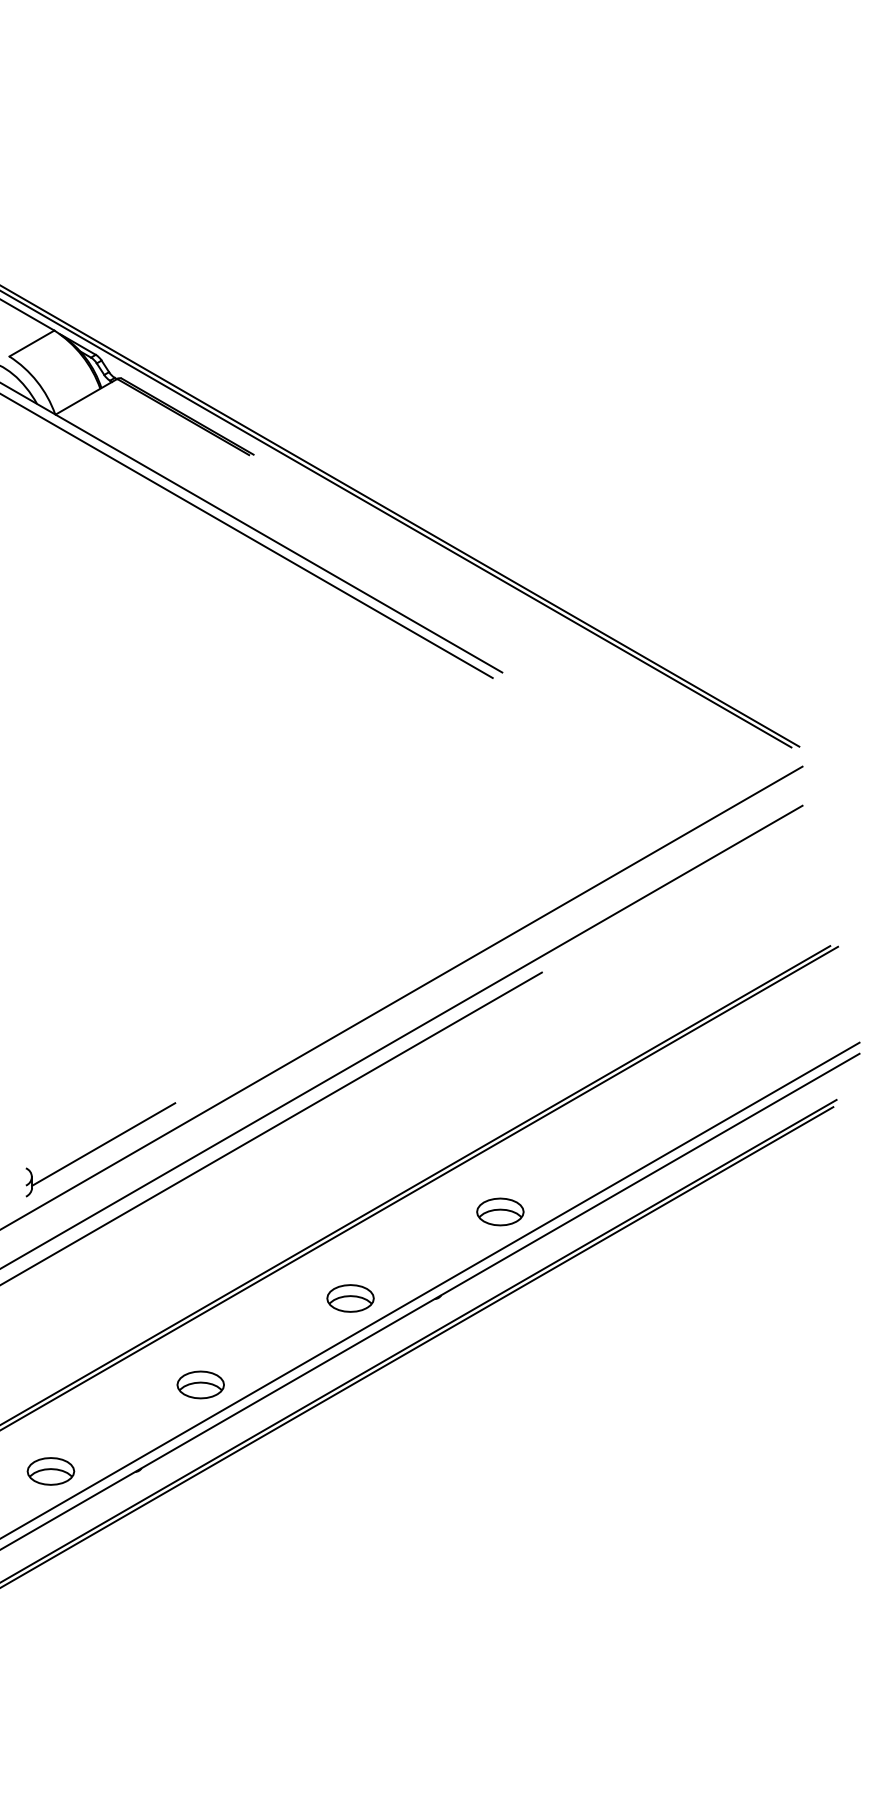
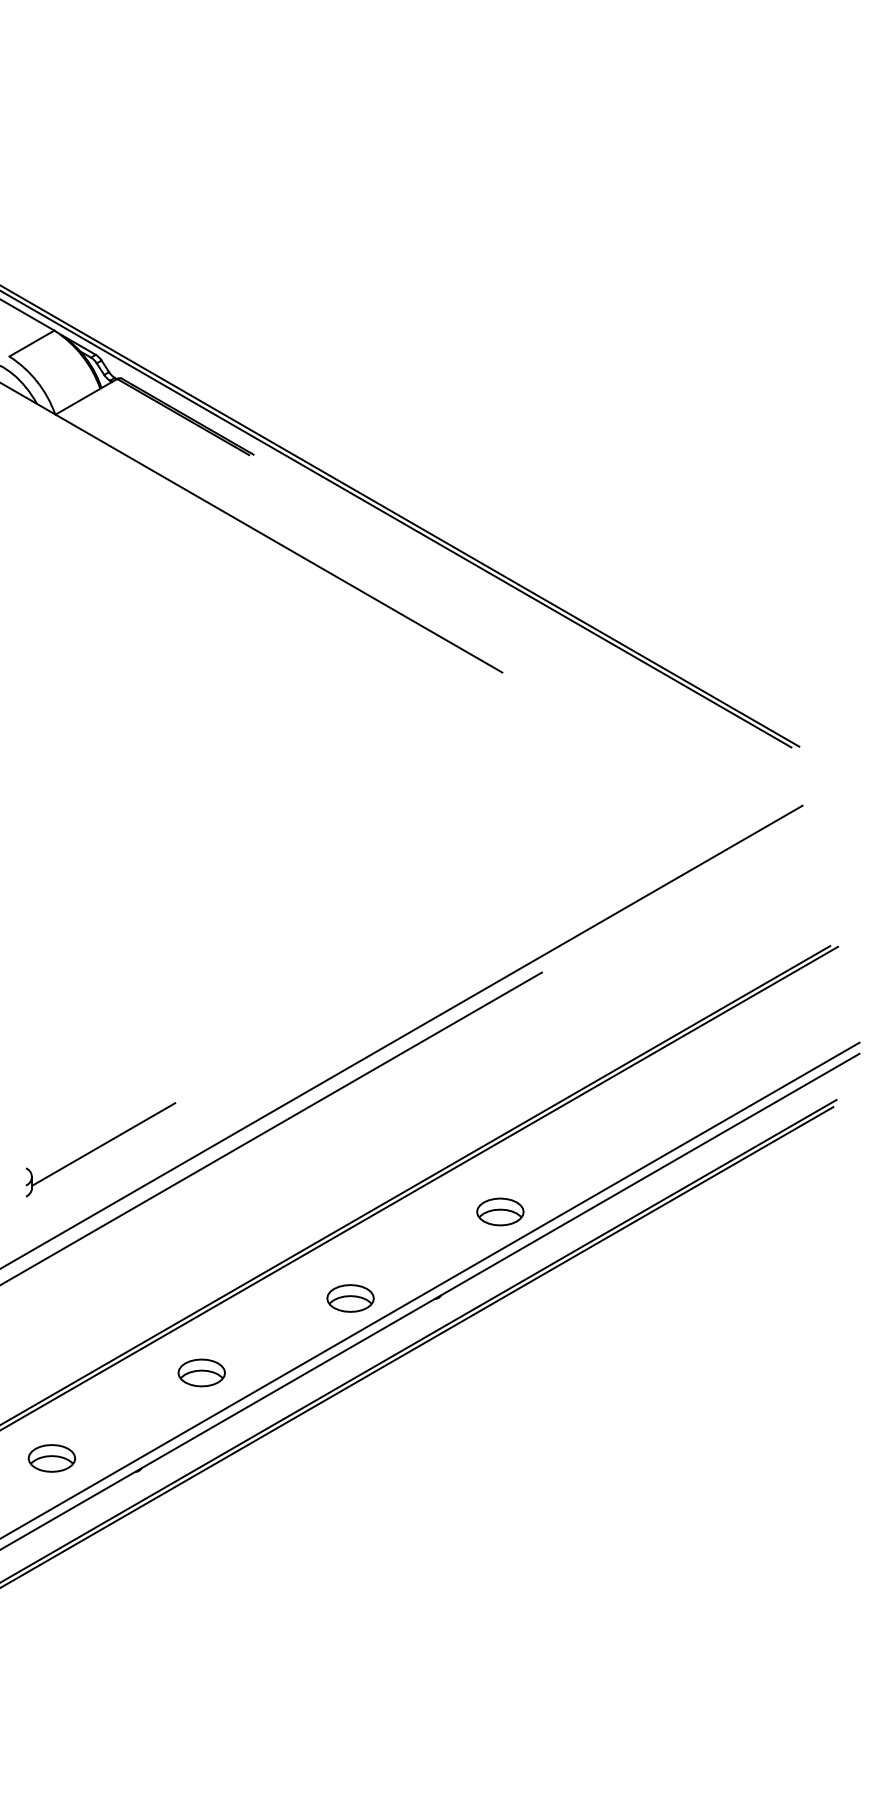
line: present -> none (247, 536)
line: present -> none (402, 997)
part position: (200, 1384) -> (201, 1372) (201, 1372)
part position: (50, 1471) -> (51, 1458) (51, 1458)
